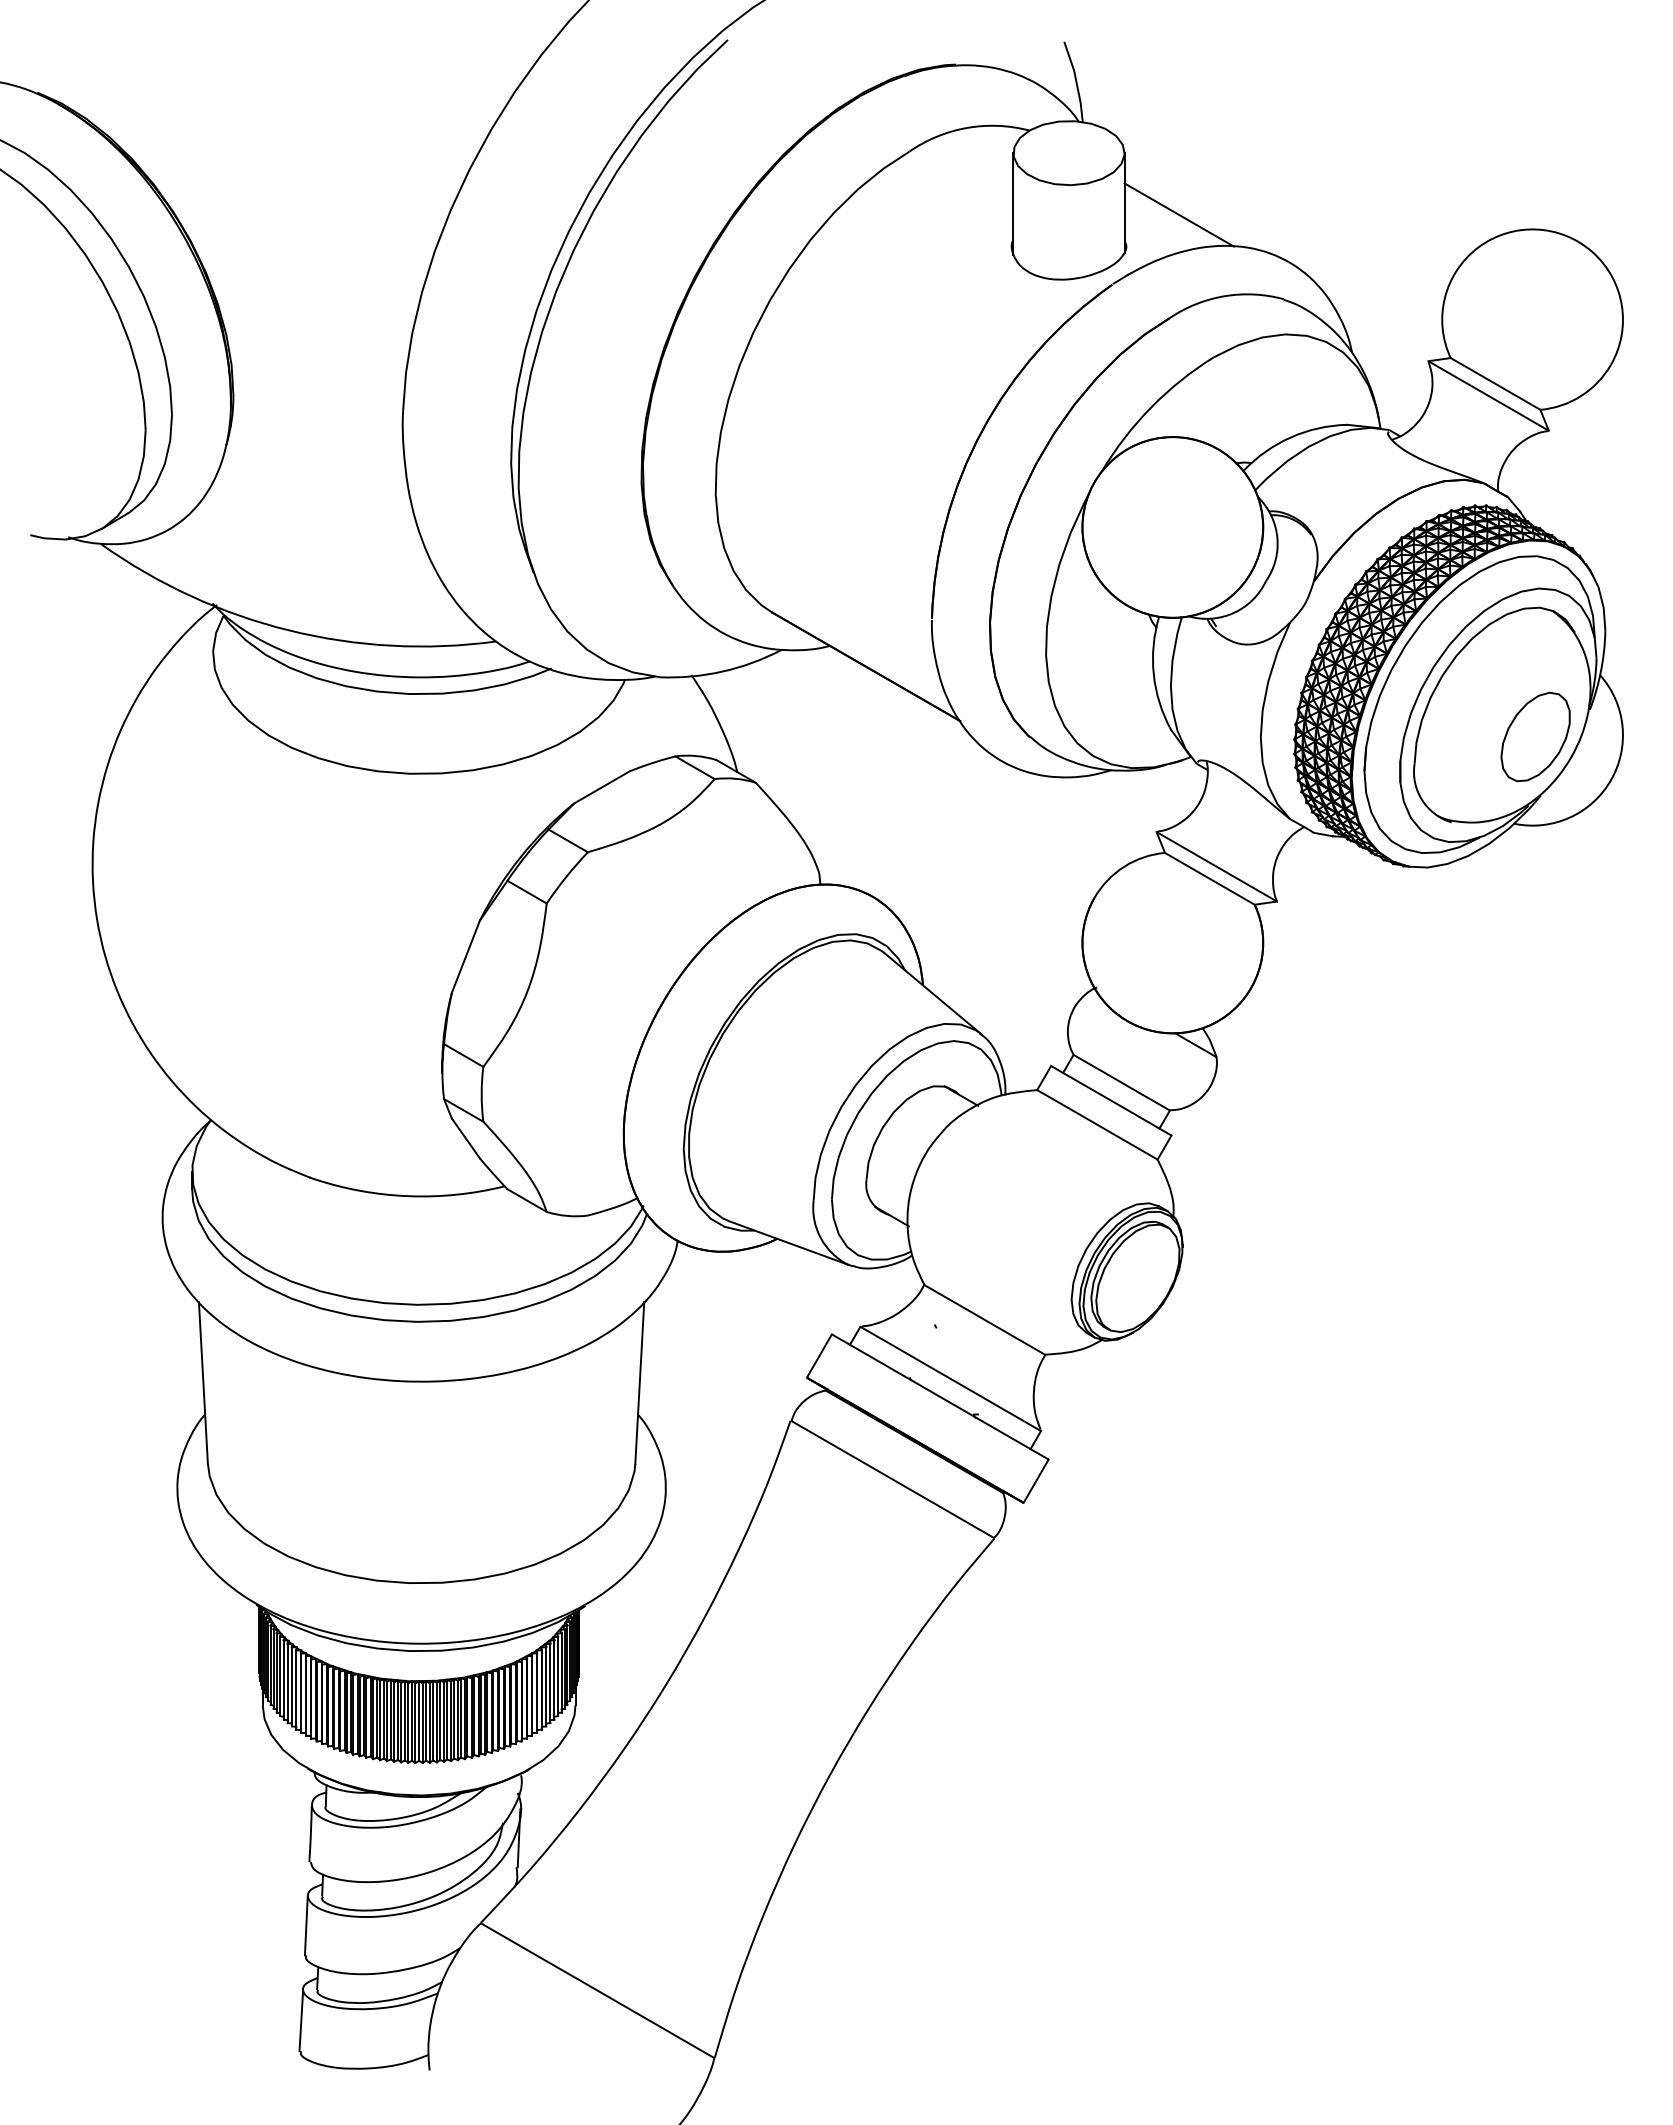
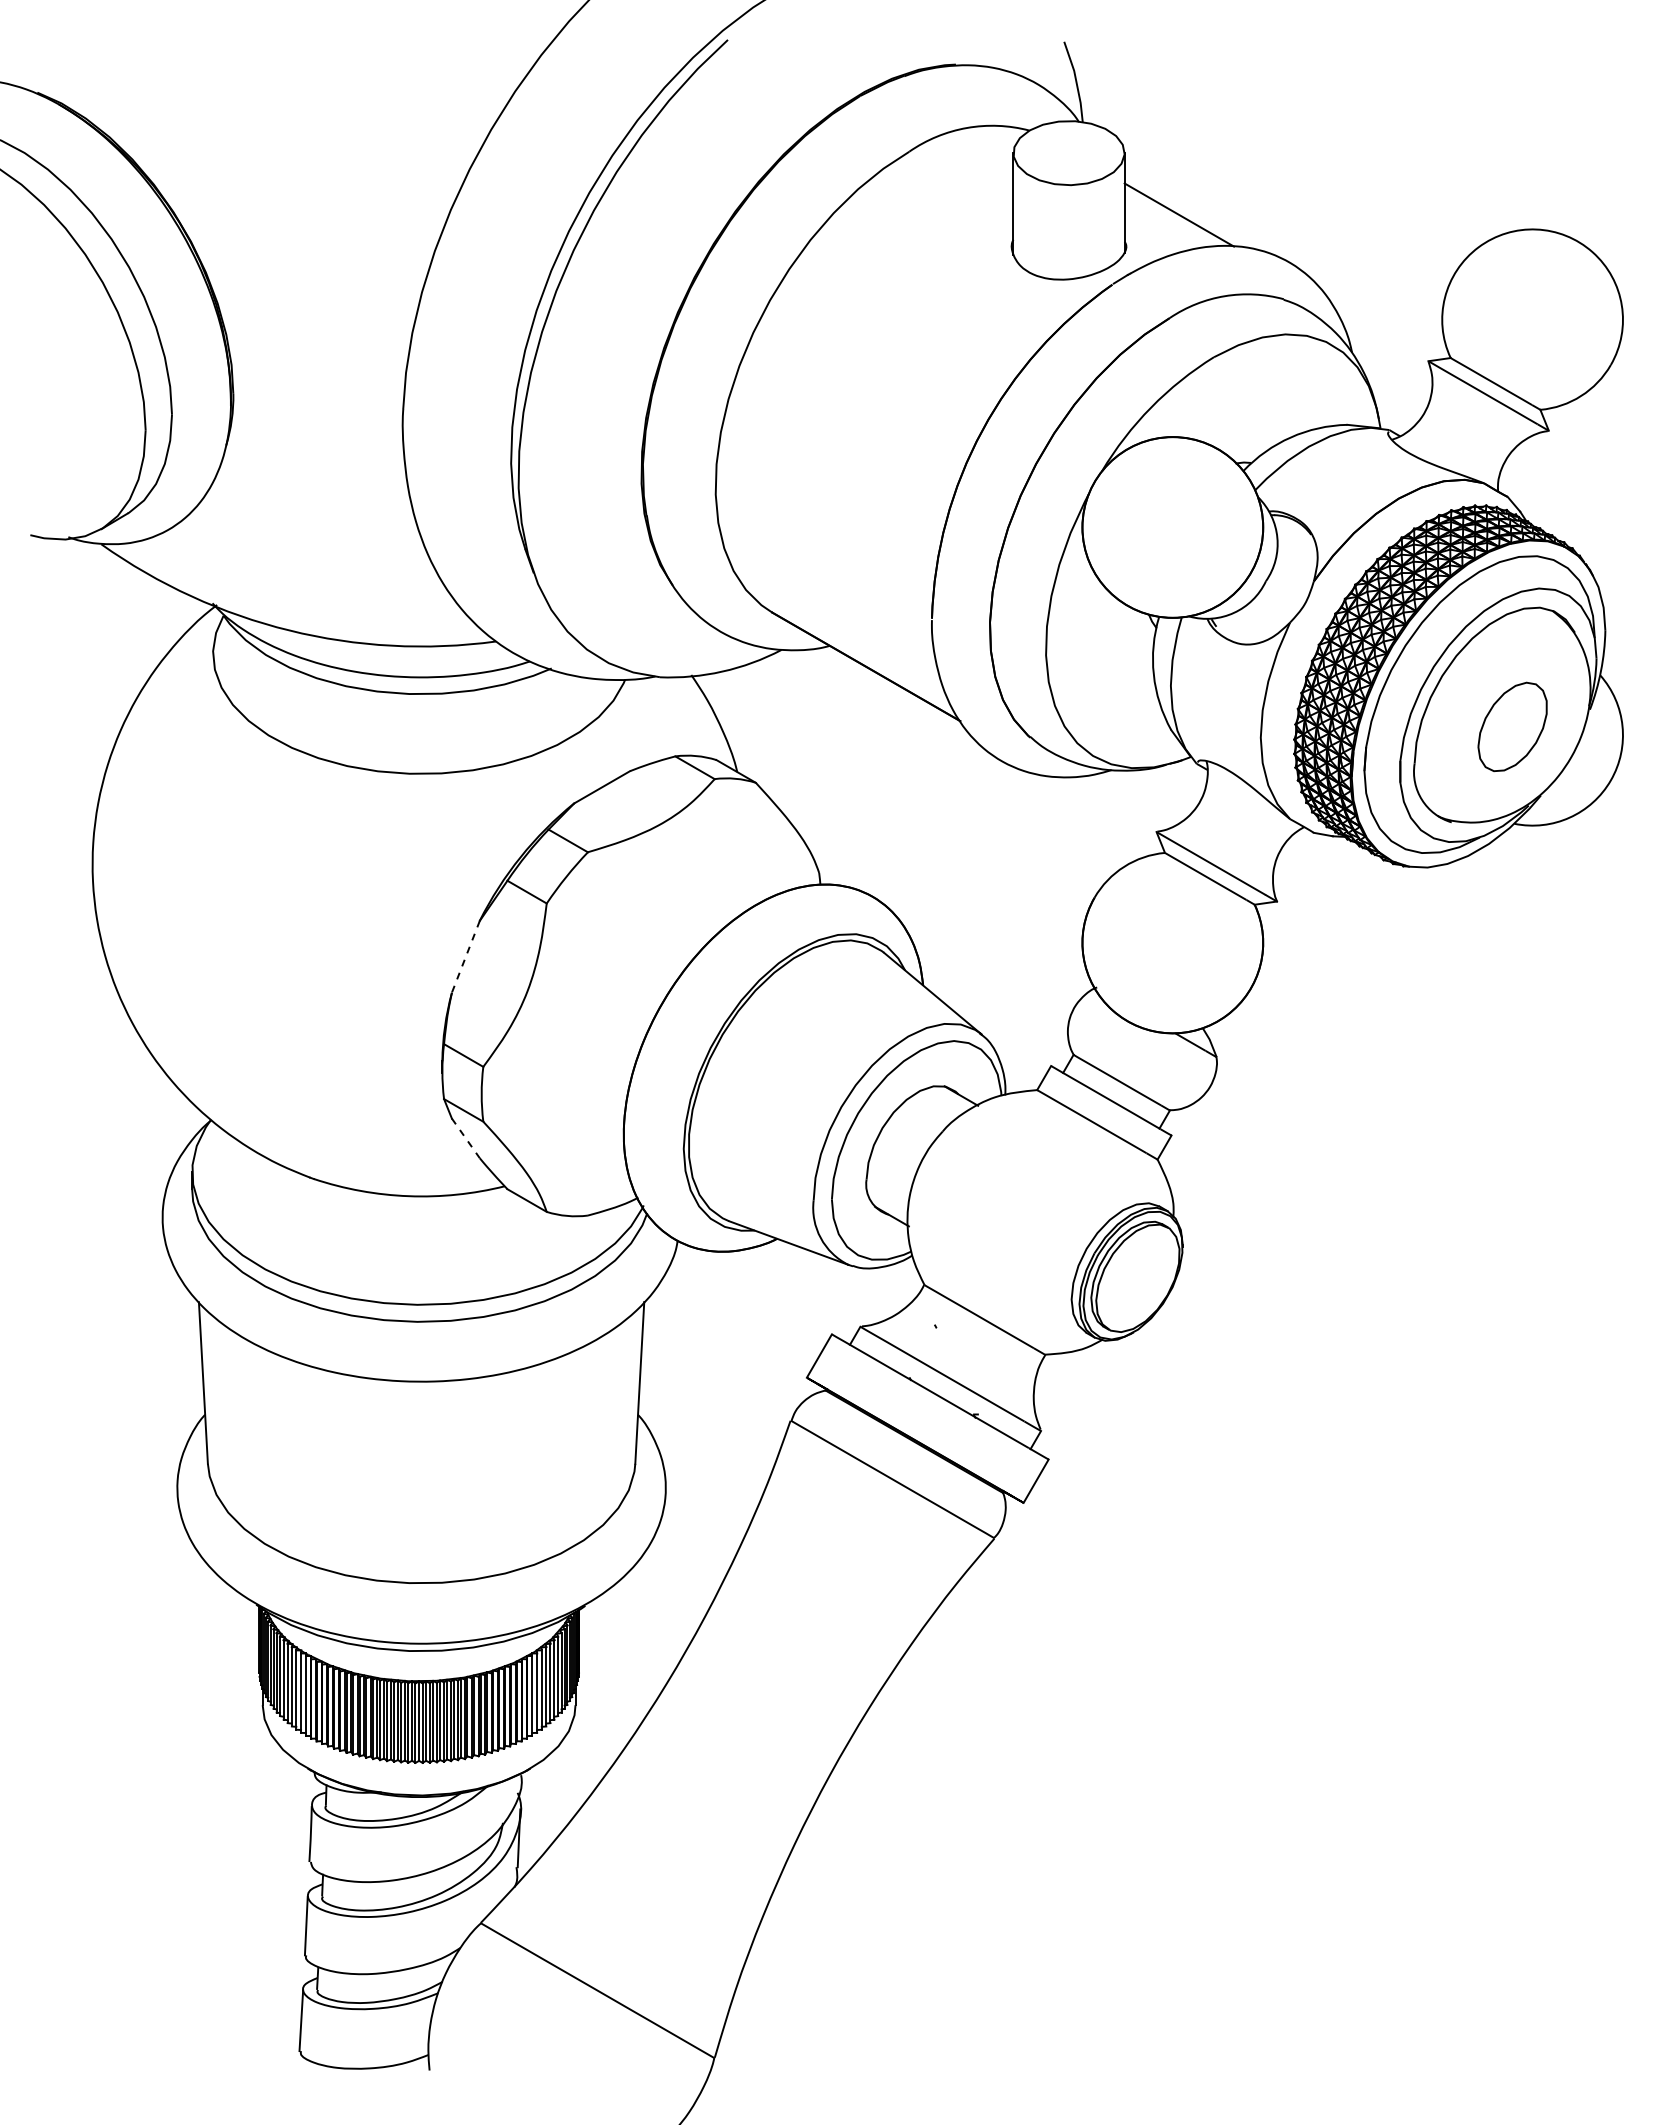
part position: (1535, 736) -> (1512, 726) (1512, 726)
line: solid -> dashed (465, 956)
line: solid -> dashed (466, 1138)
